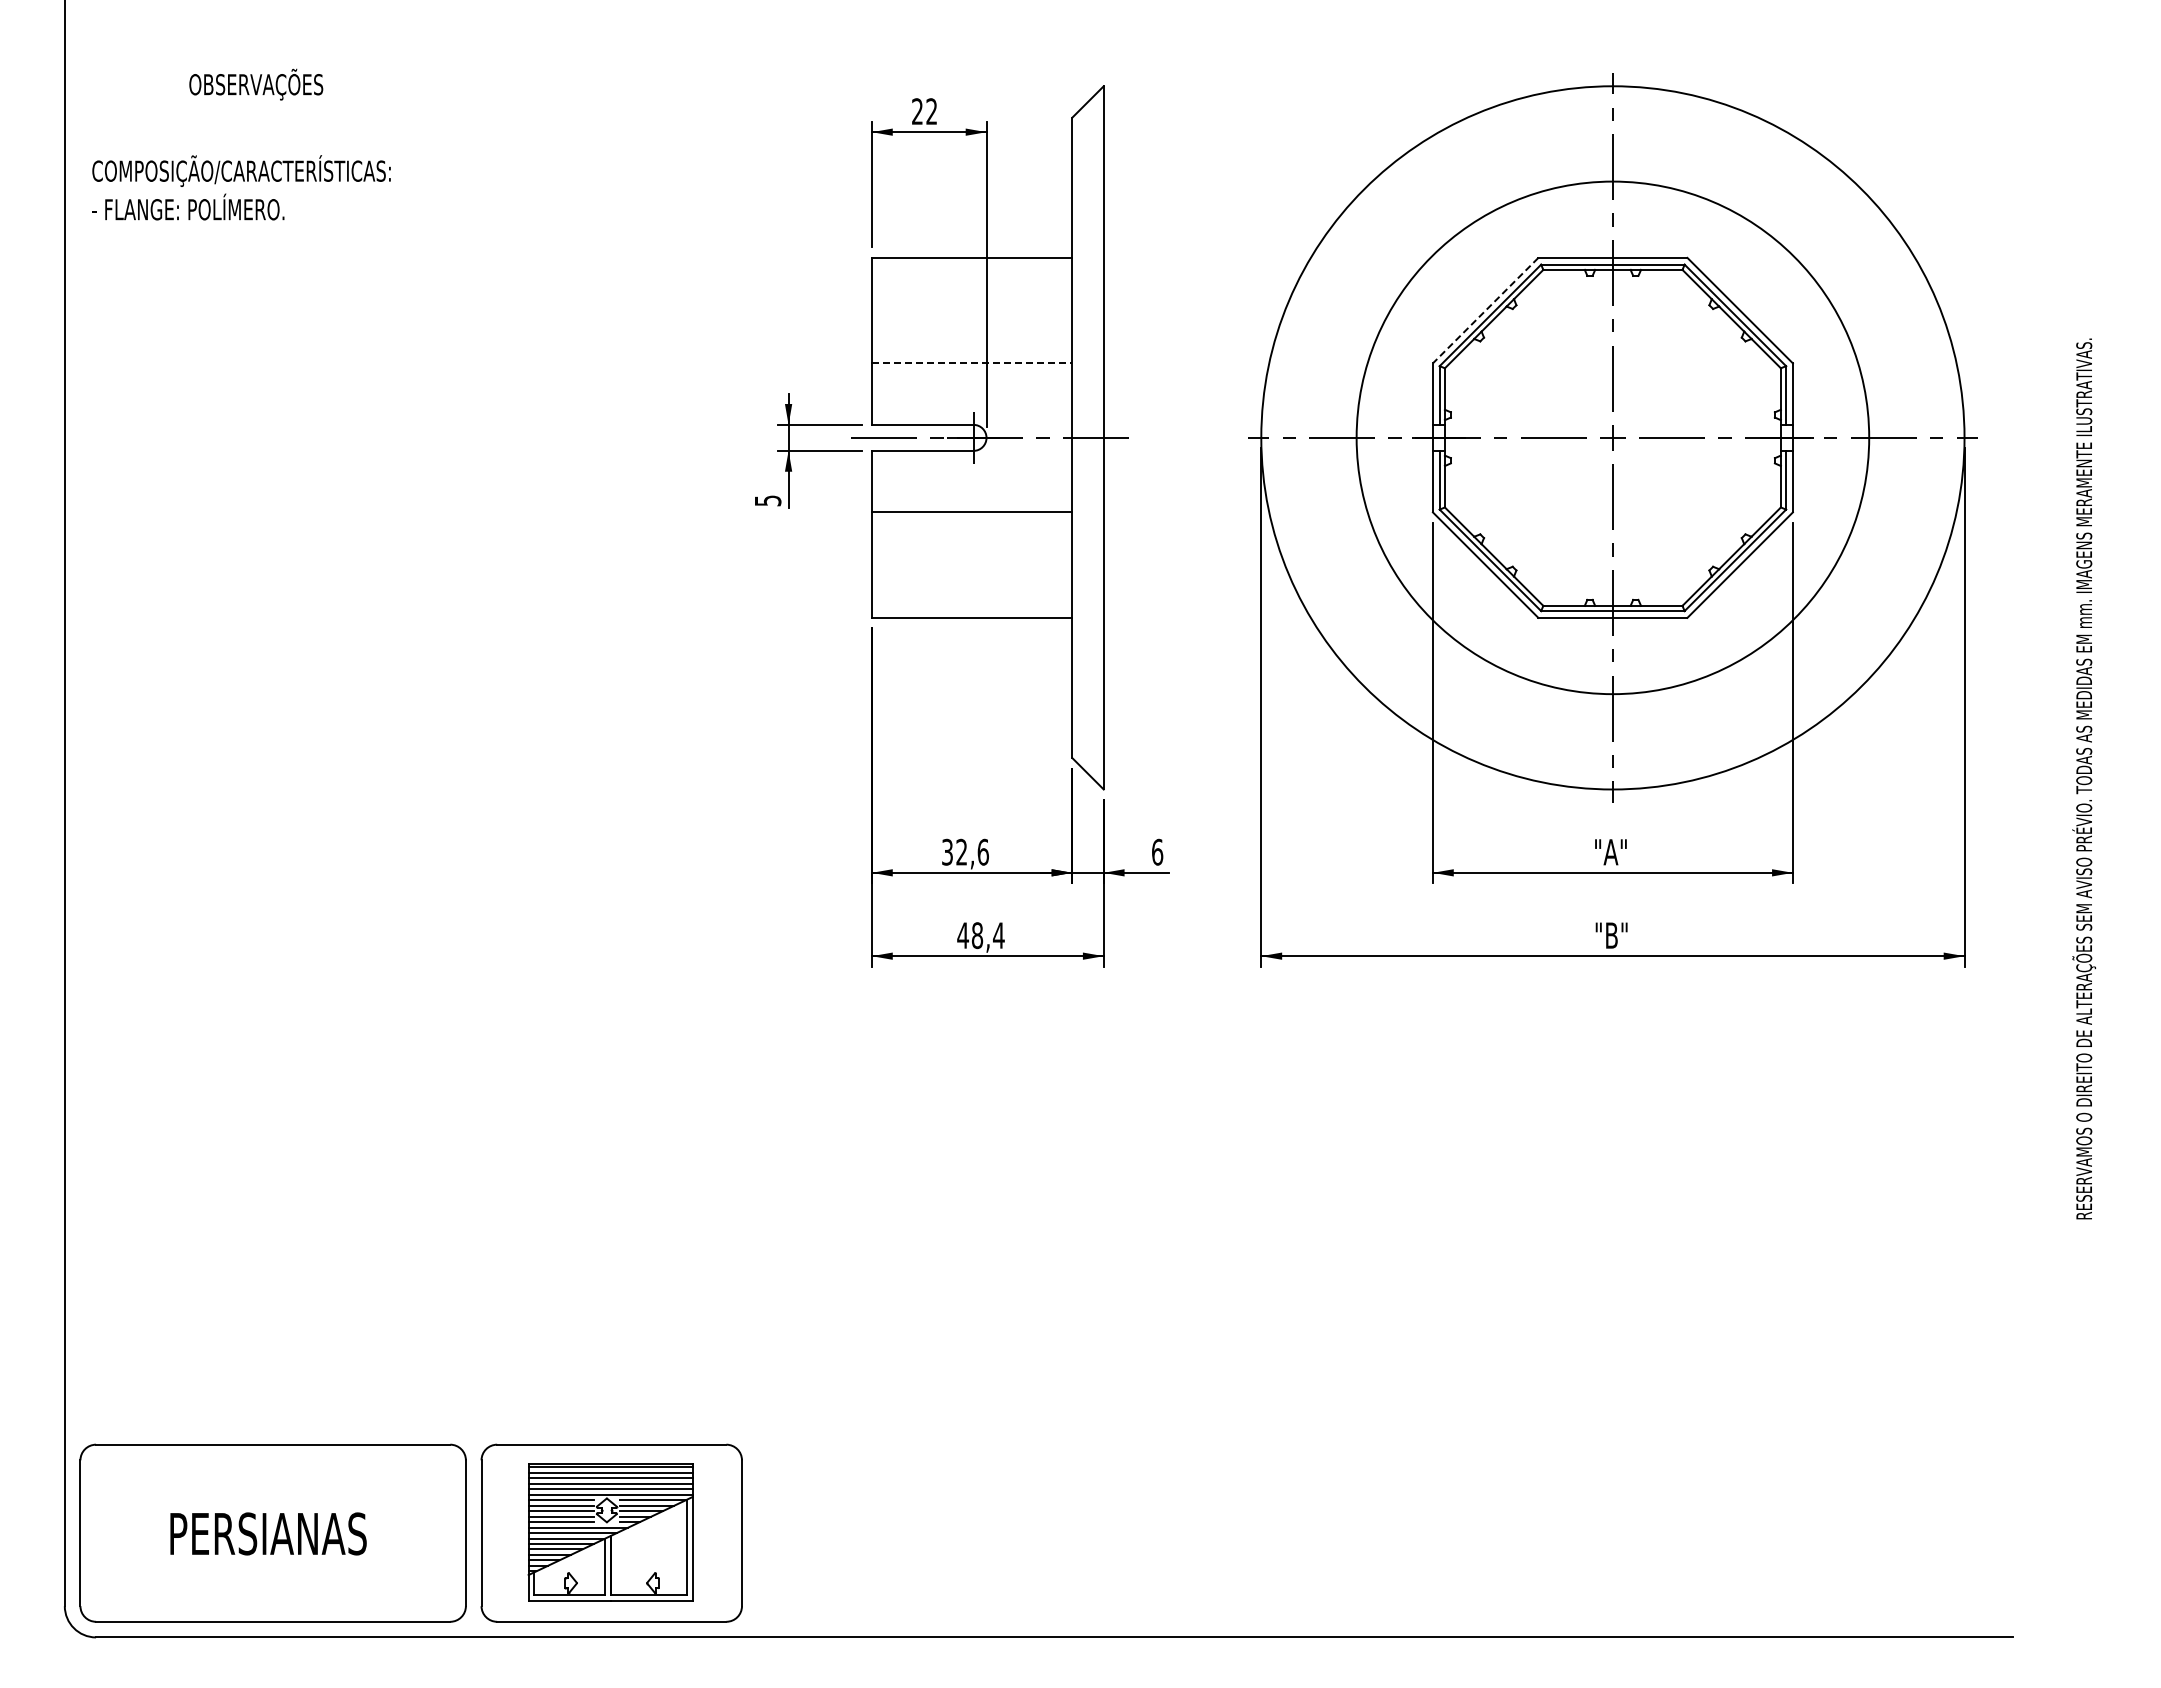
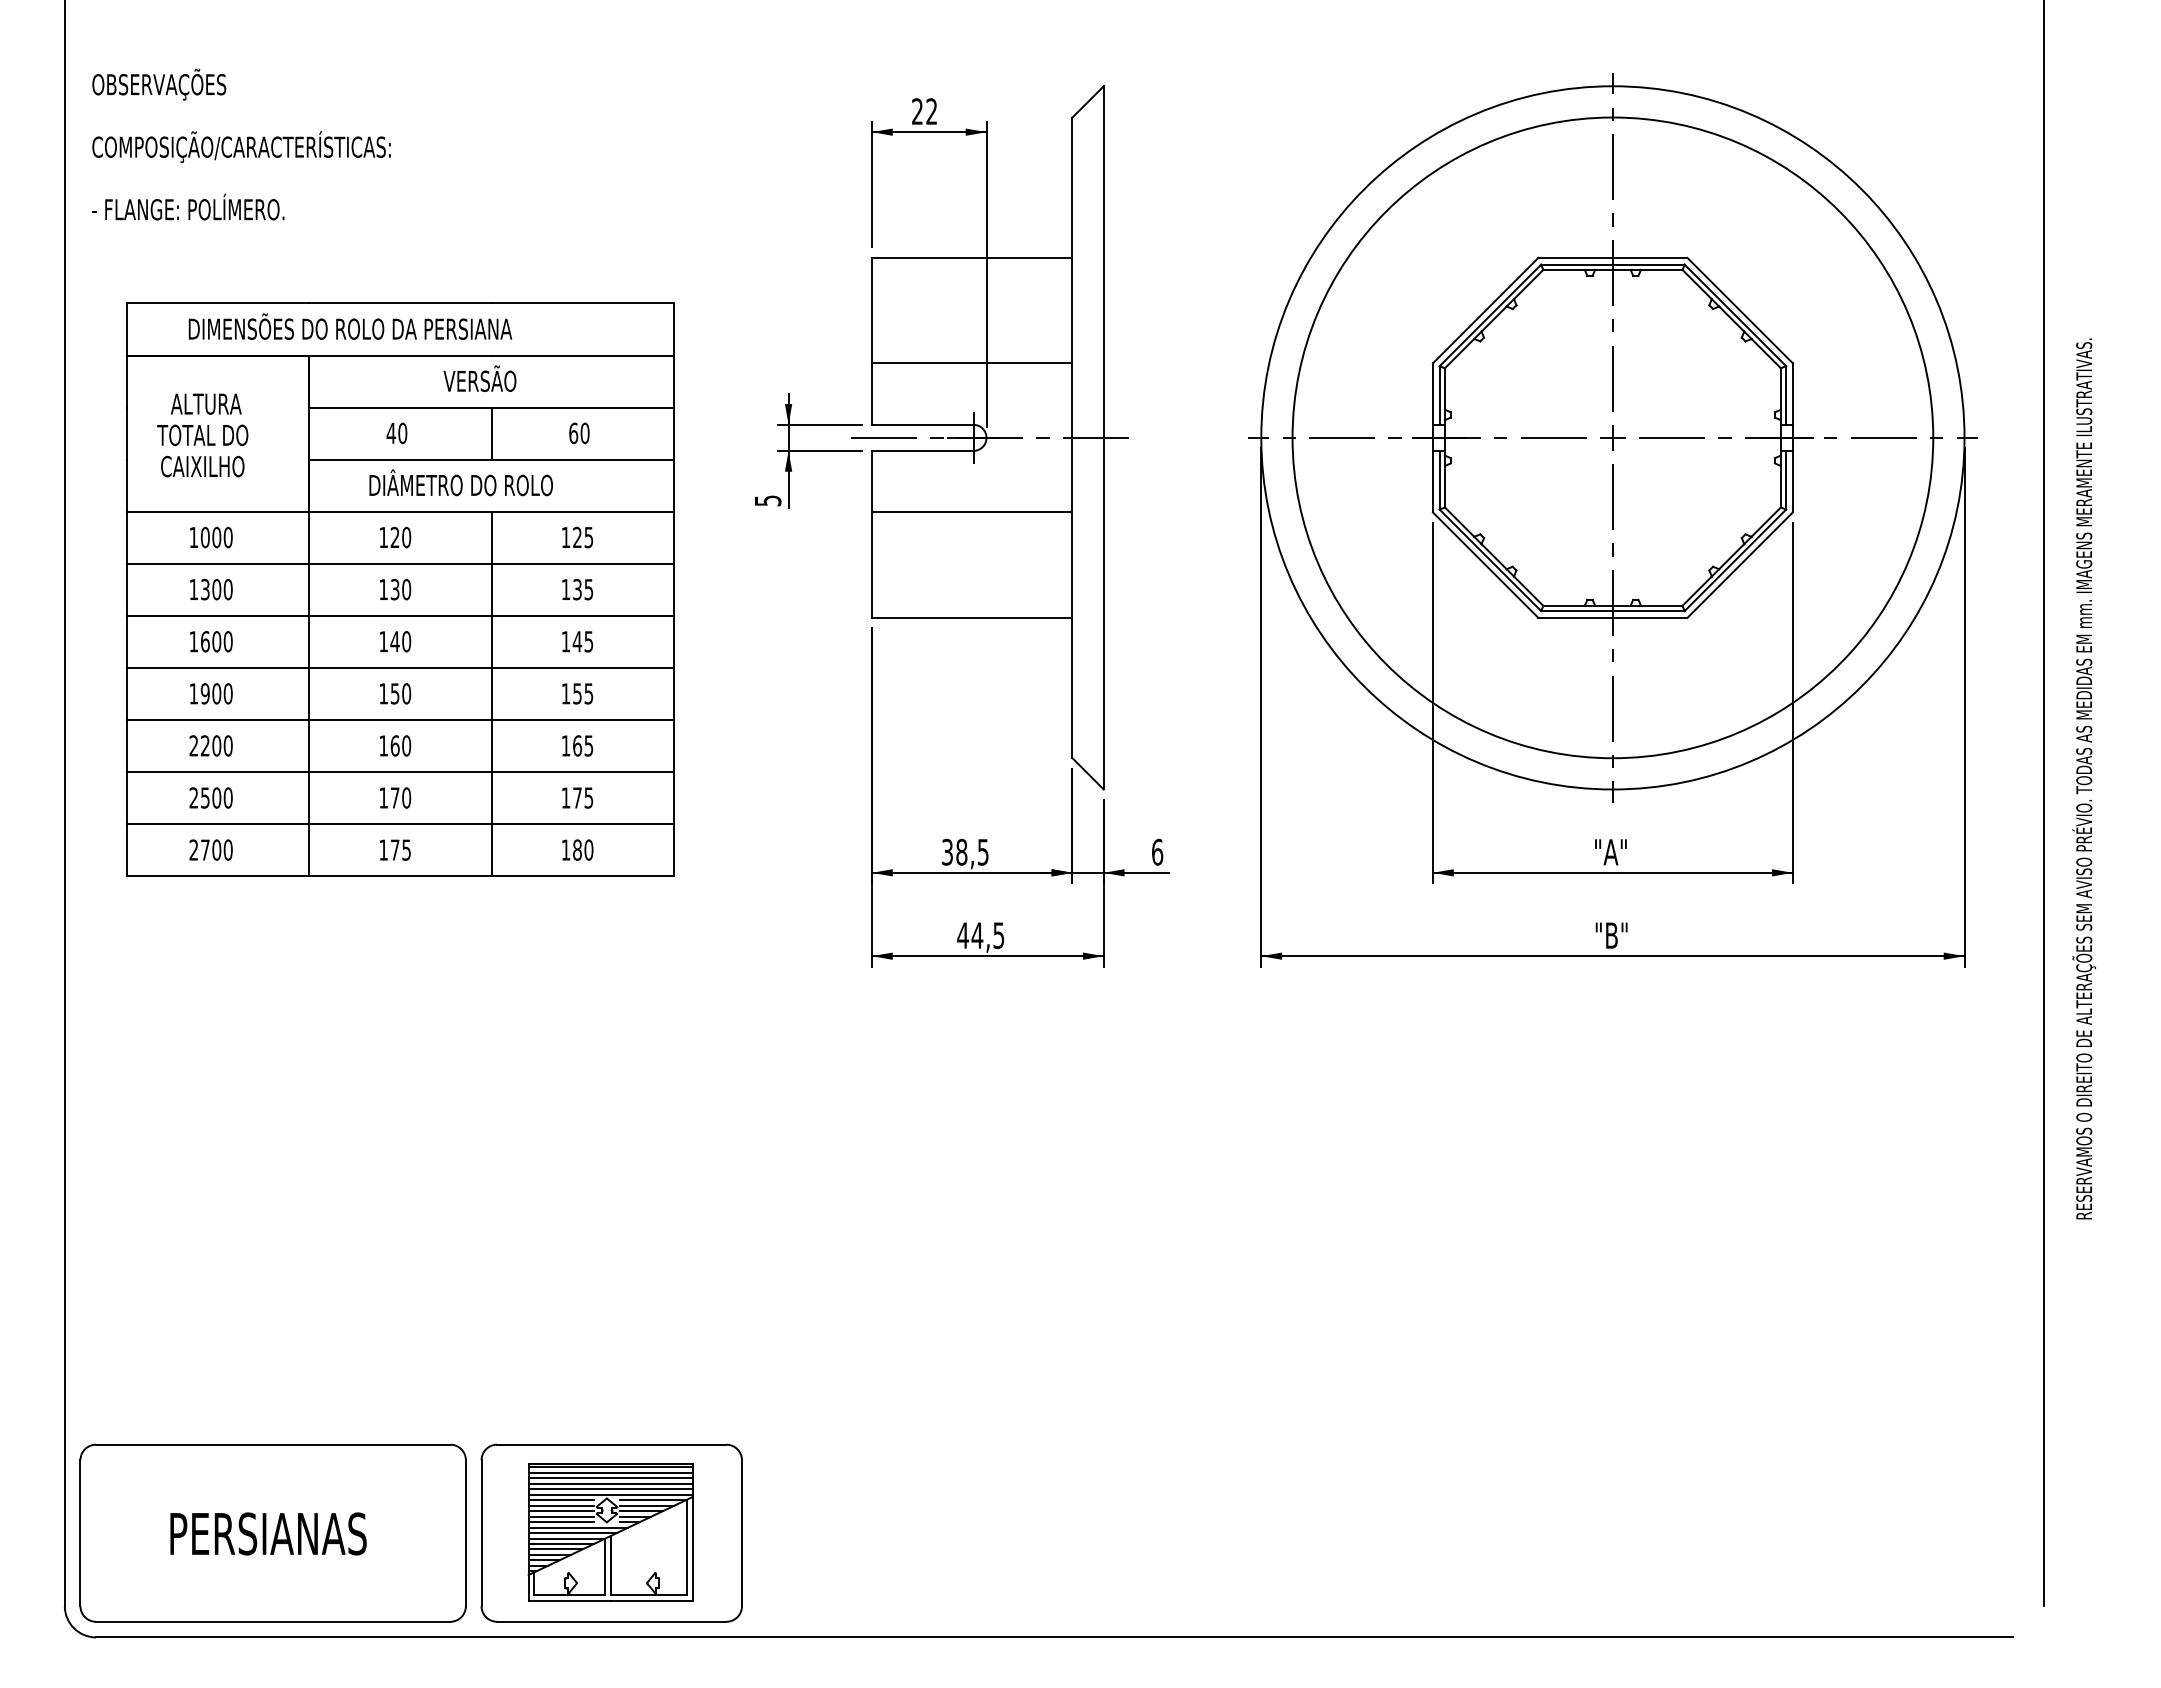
text position: (256, 84) -> (159, 84) (159, 84)
text position: (241, 170) -> (241, 146) (241, 146)
line: dashed -> solid (1485, 310)
line: dashed -> solid (972, 363)
circle diameter: 513 px -> 641 px (1612, 437)
part: none -> present (400, 589)
line: none -> present (2044, 804)
text: 32,6 -> 38,5 (972, 851)
text: 48,4 -> 44,5 (987, 935)
